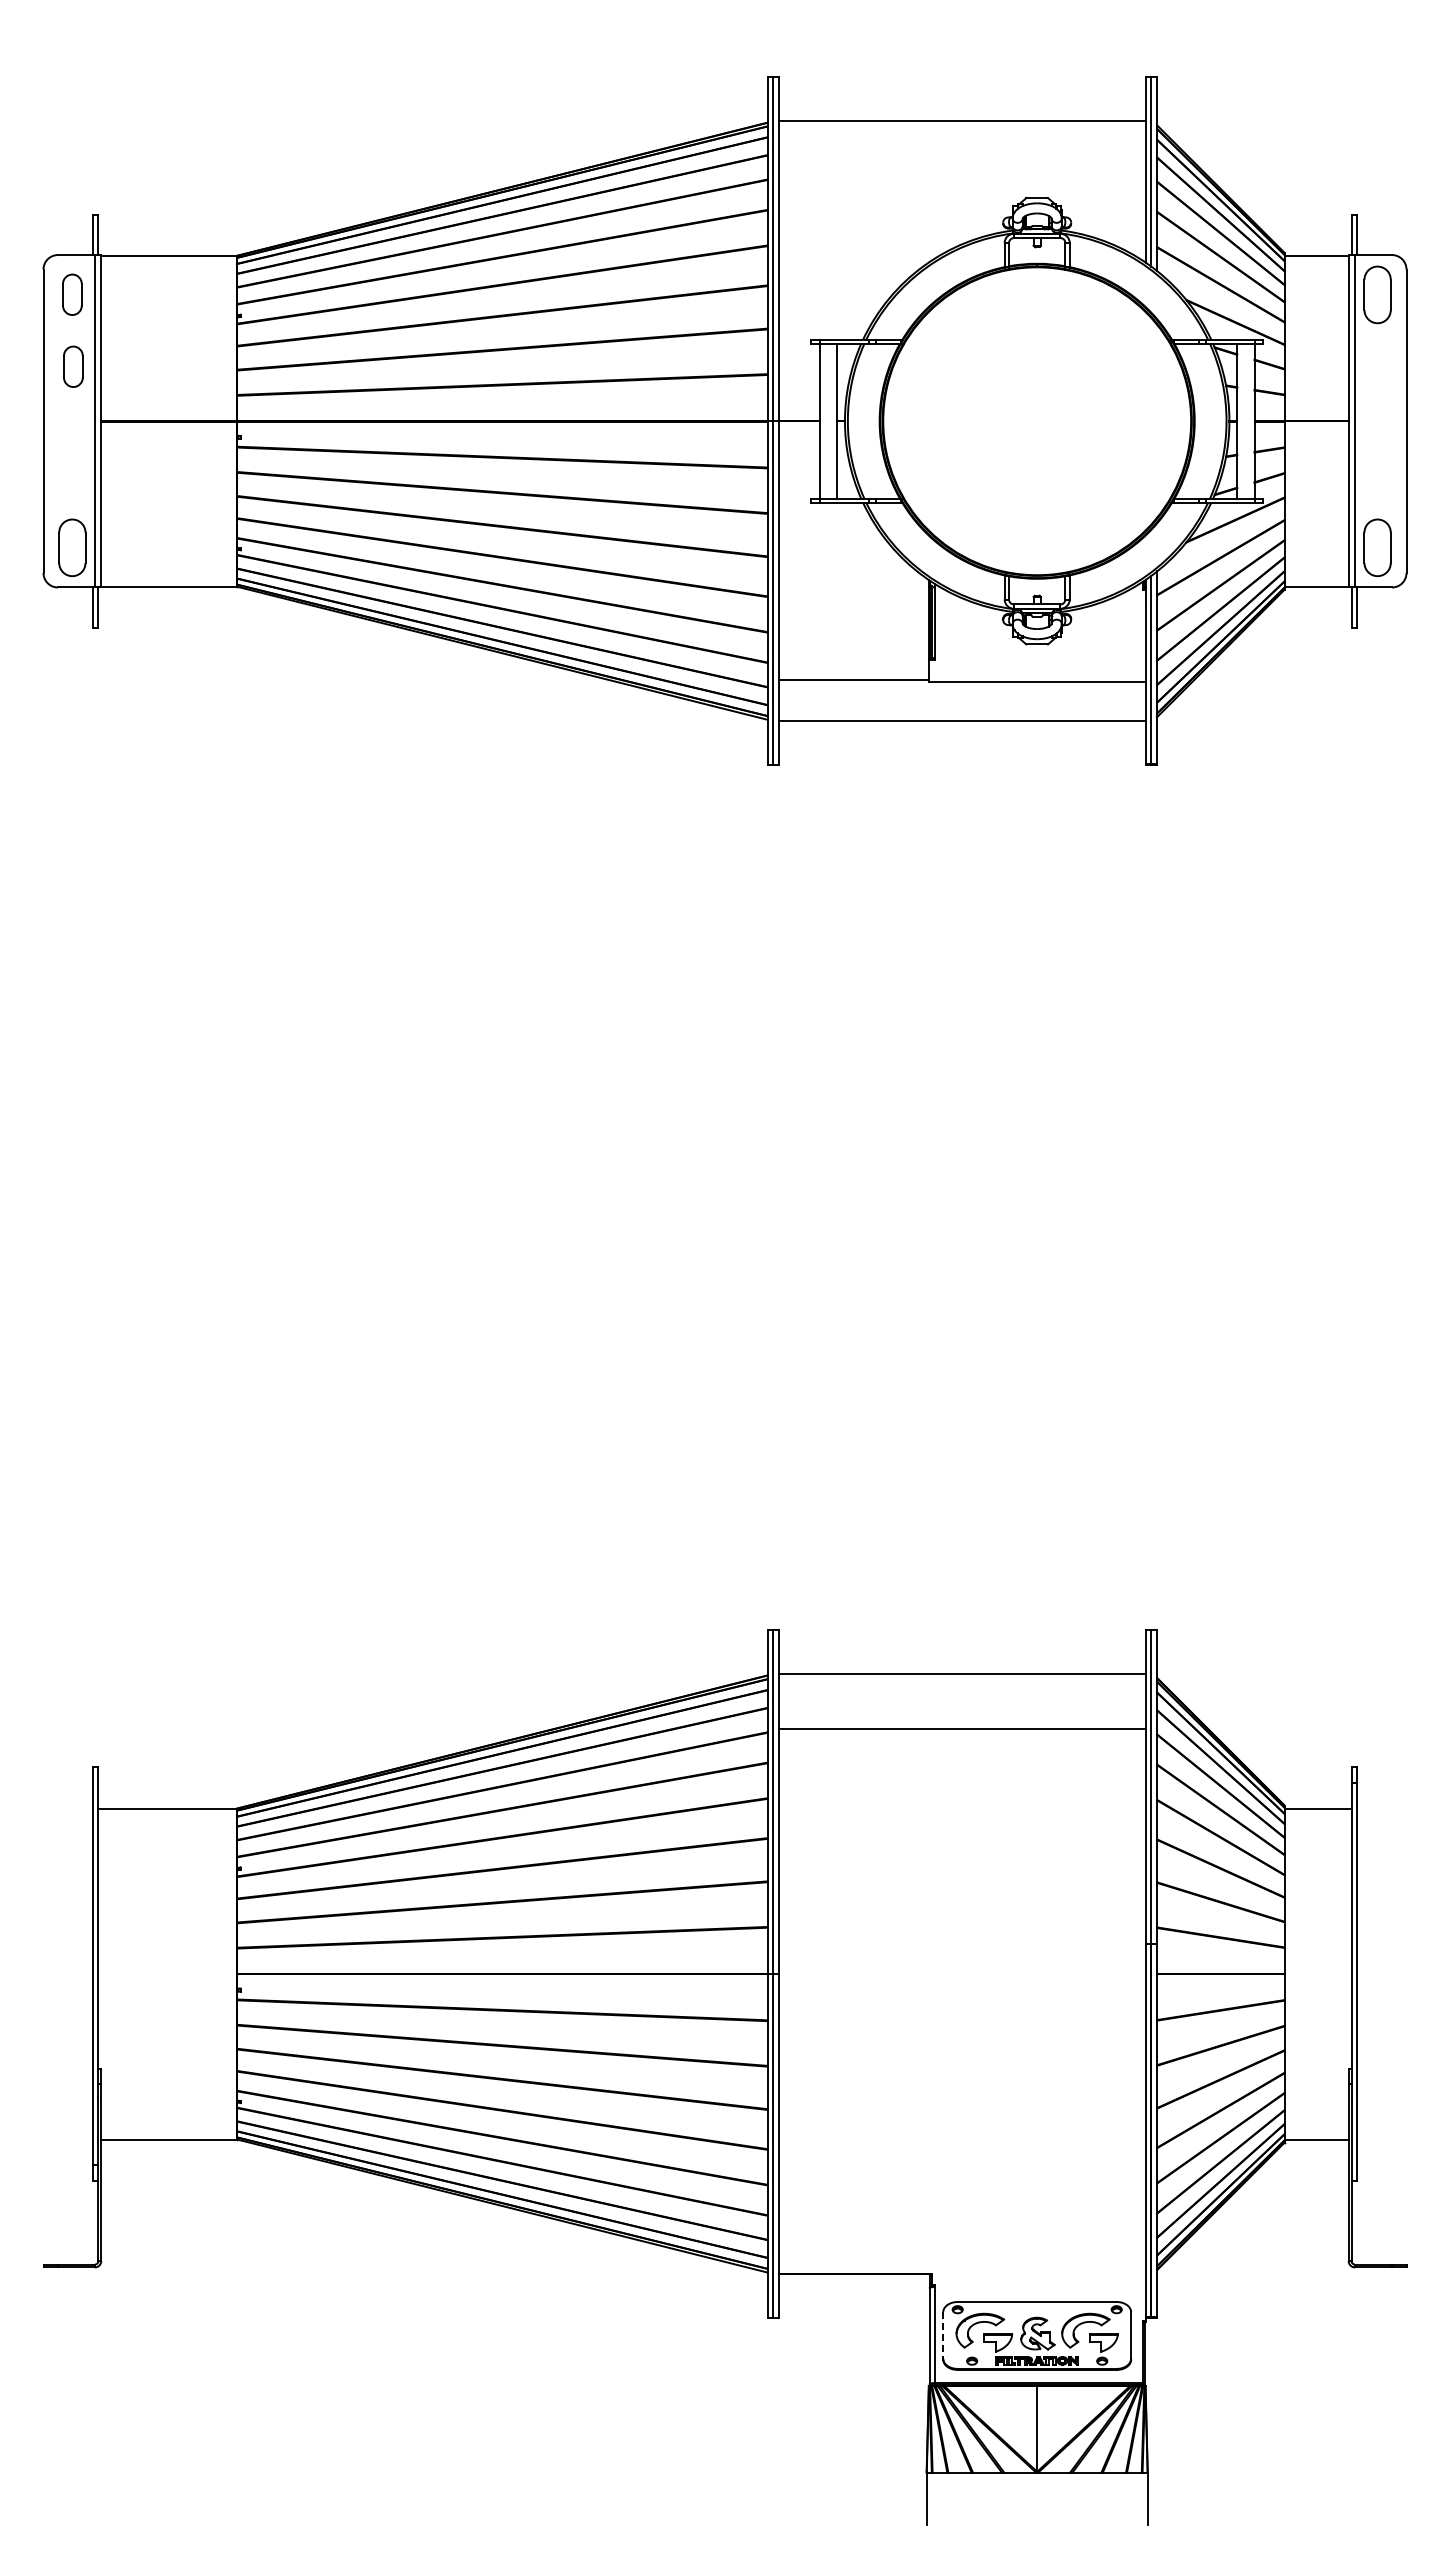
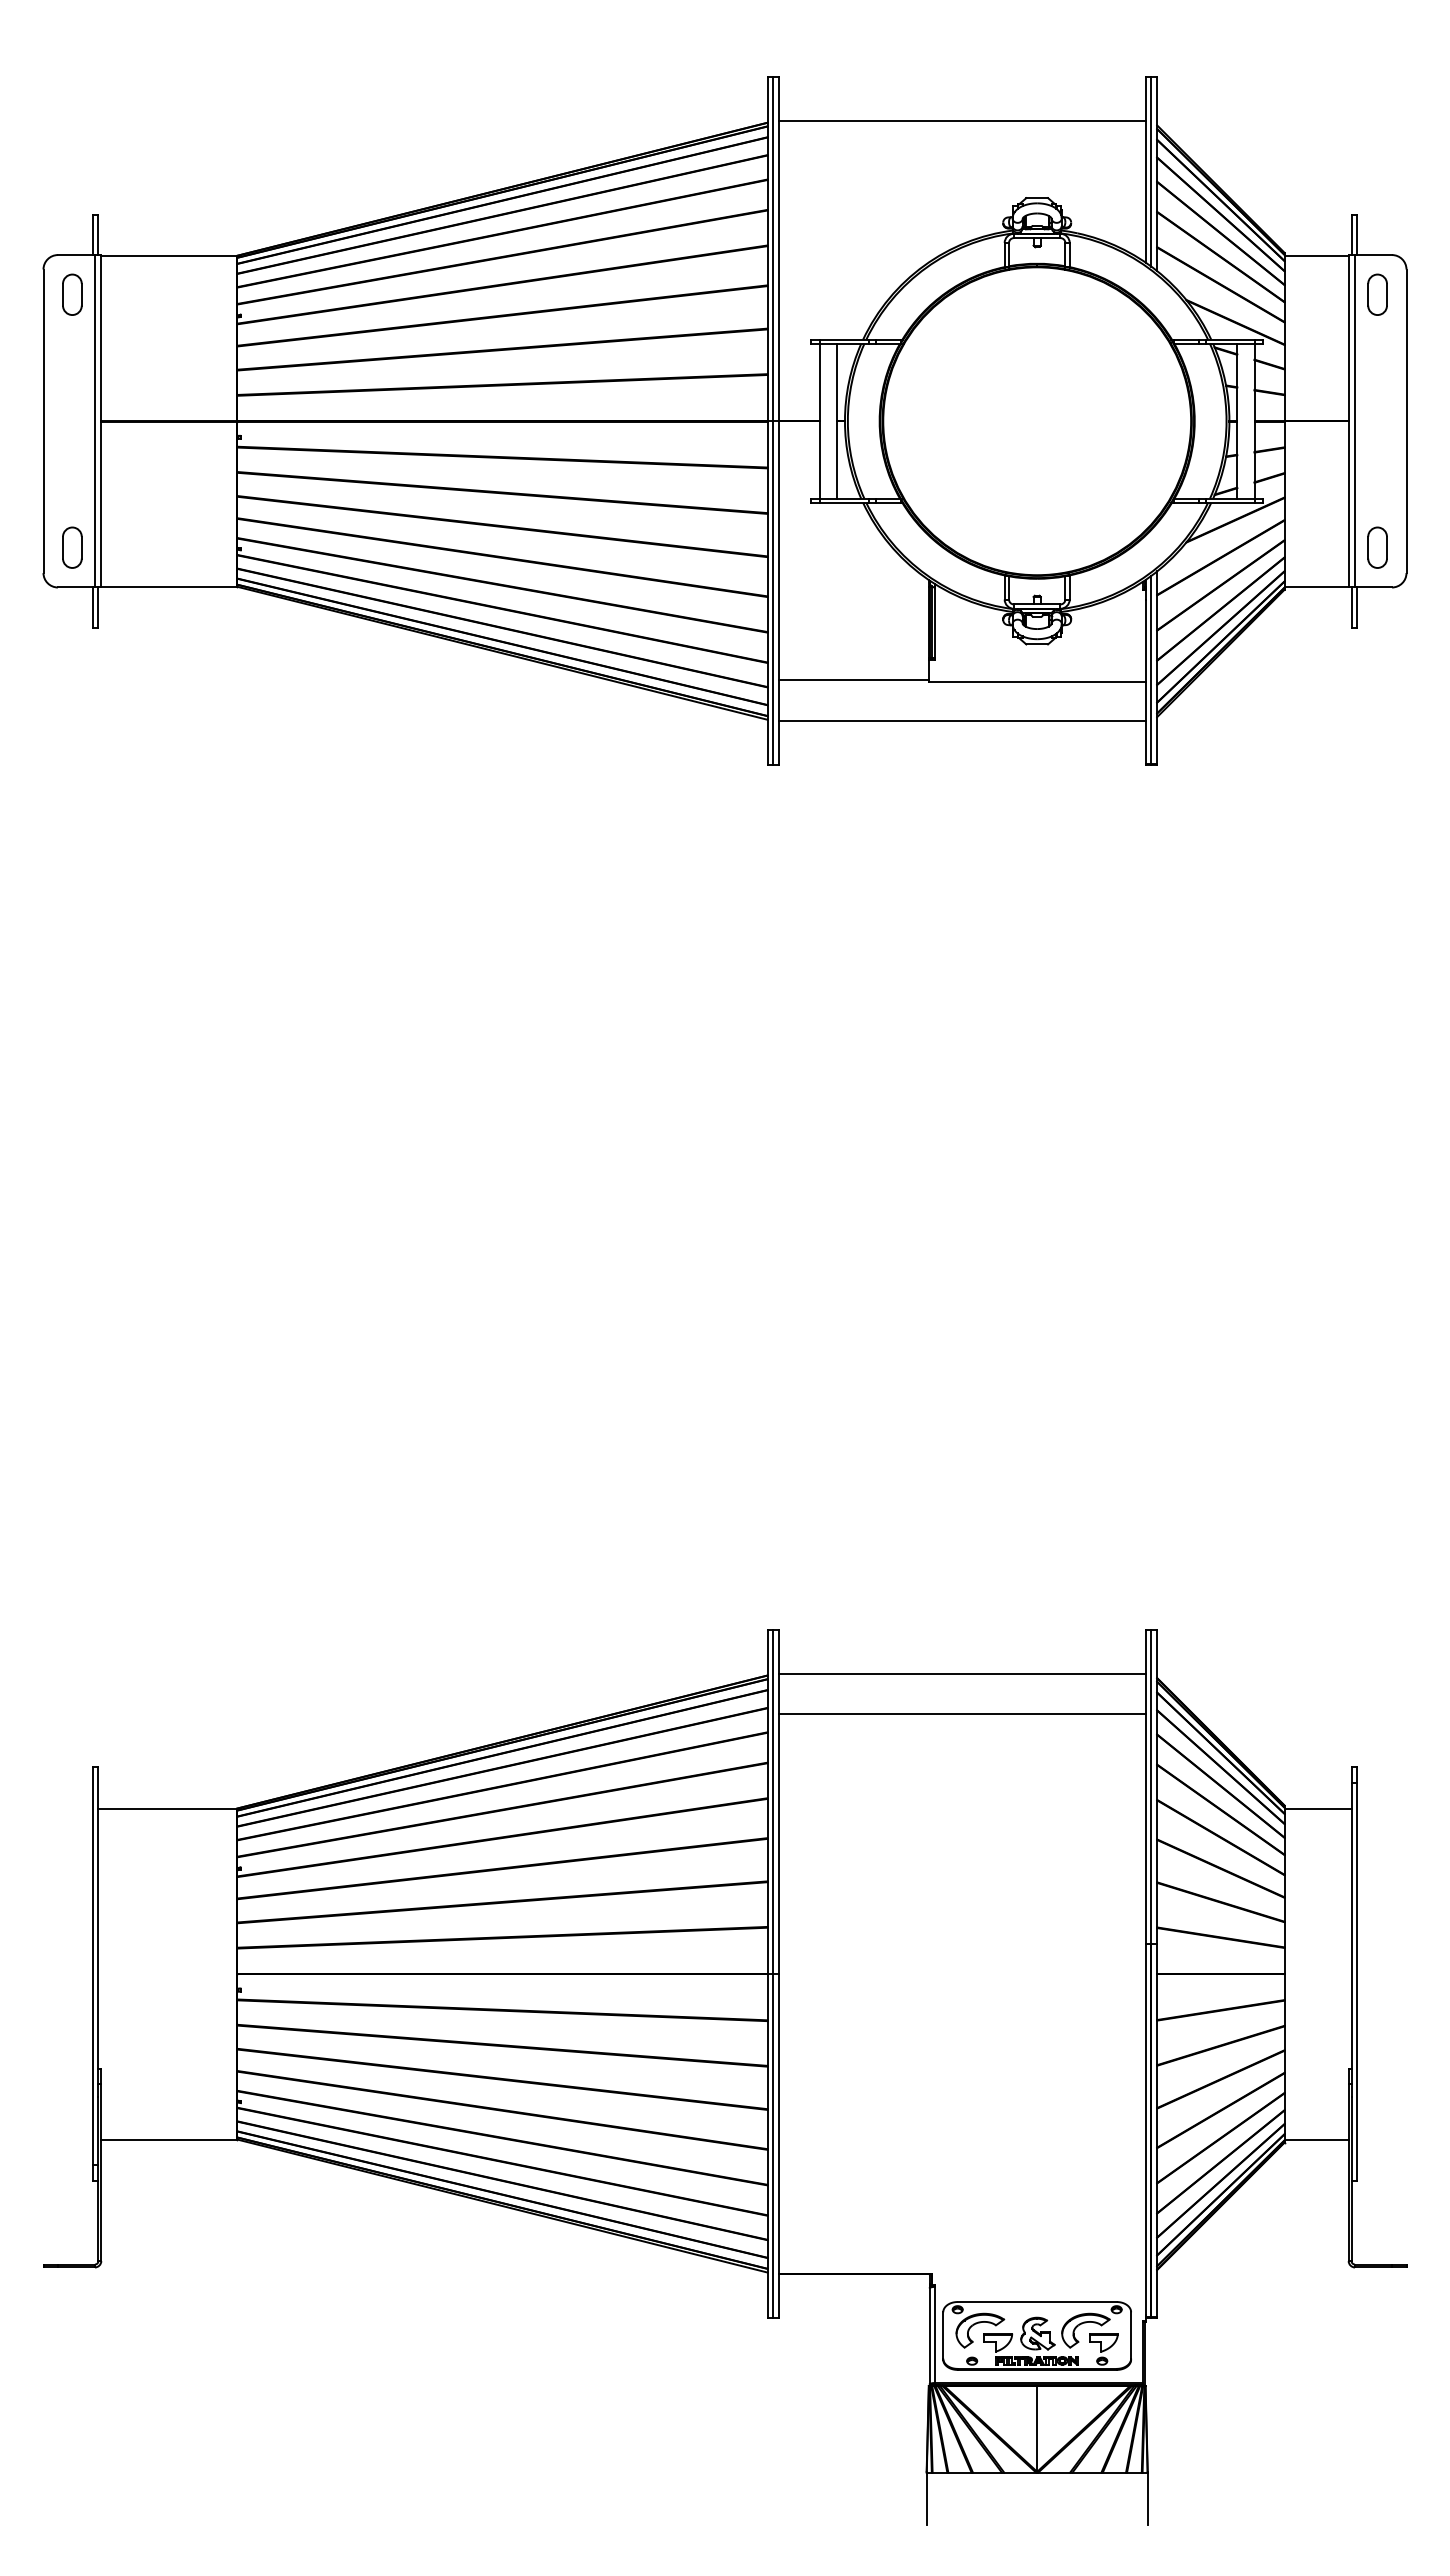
part size: 29x60 px -> 21x43 px (1377, 294)
part: present -> none (73, 366)
part size: 29x60 px -> 21x43 px (72, 547)
part size: 29x60 px -> 21x43 px (1377, 547)
line position: (962, 1728) -> (962, 1713) (962, 1713)
line: dashed -> solid (943, 2335)
